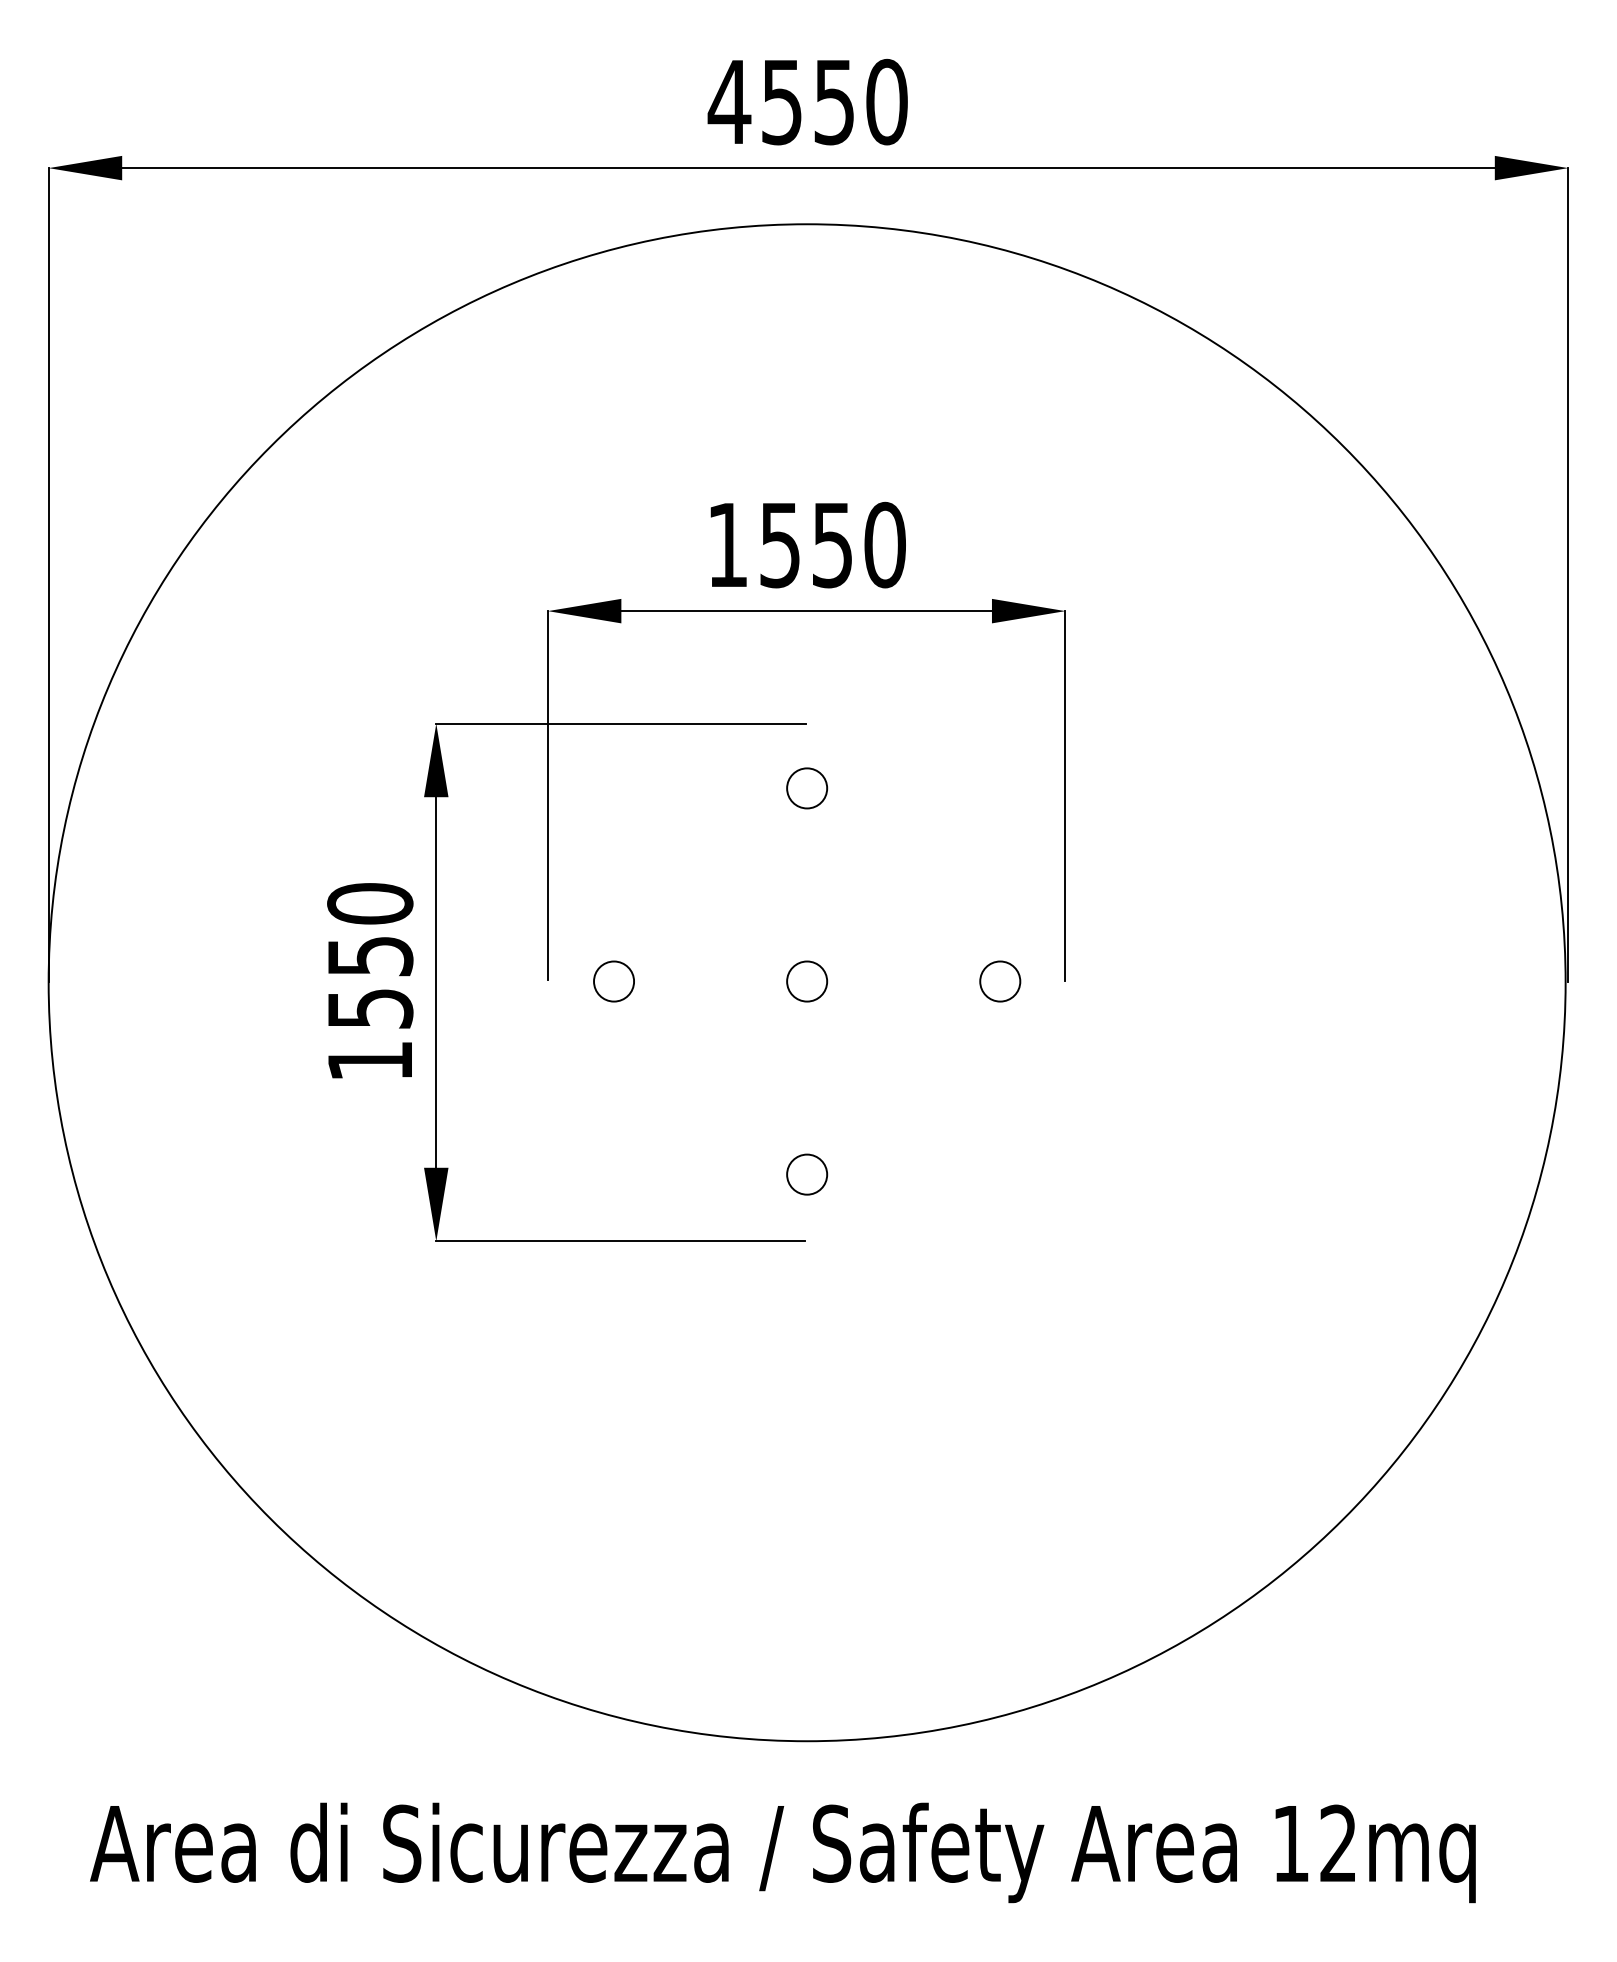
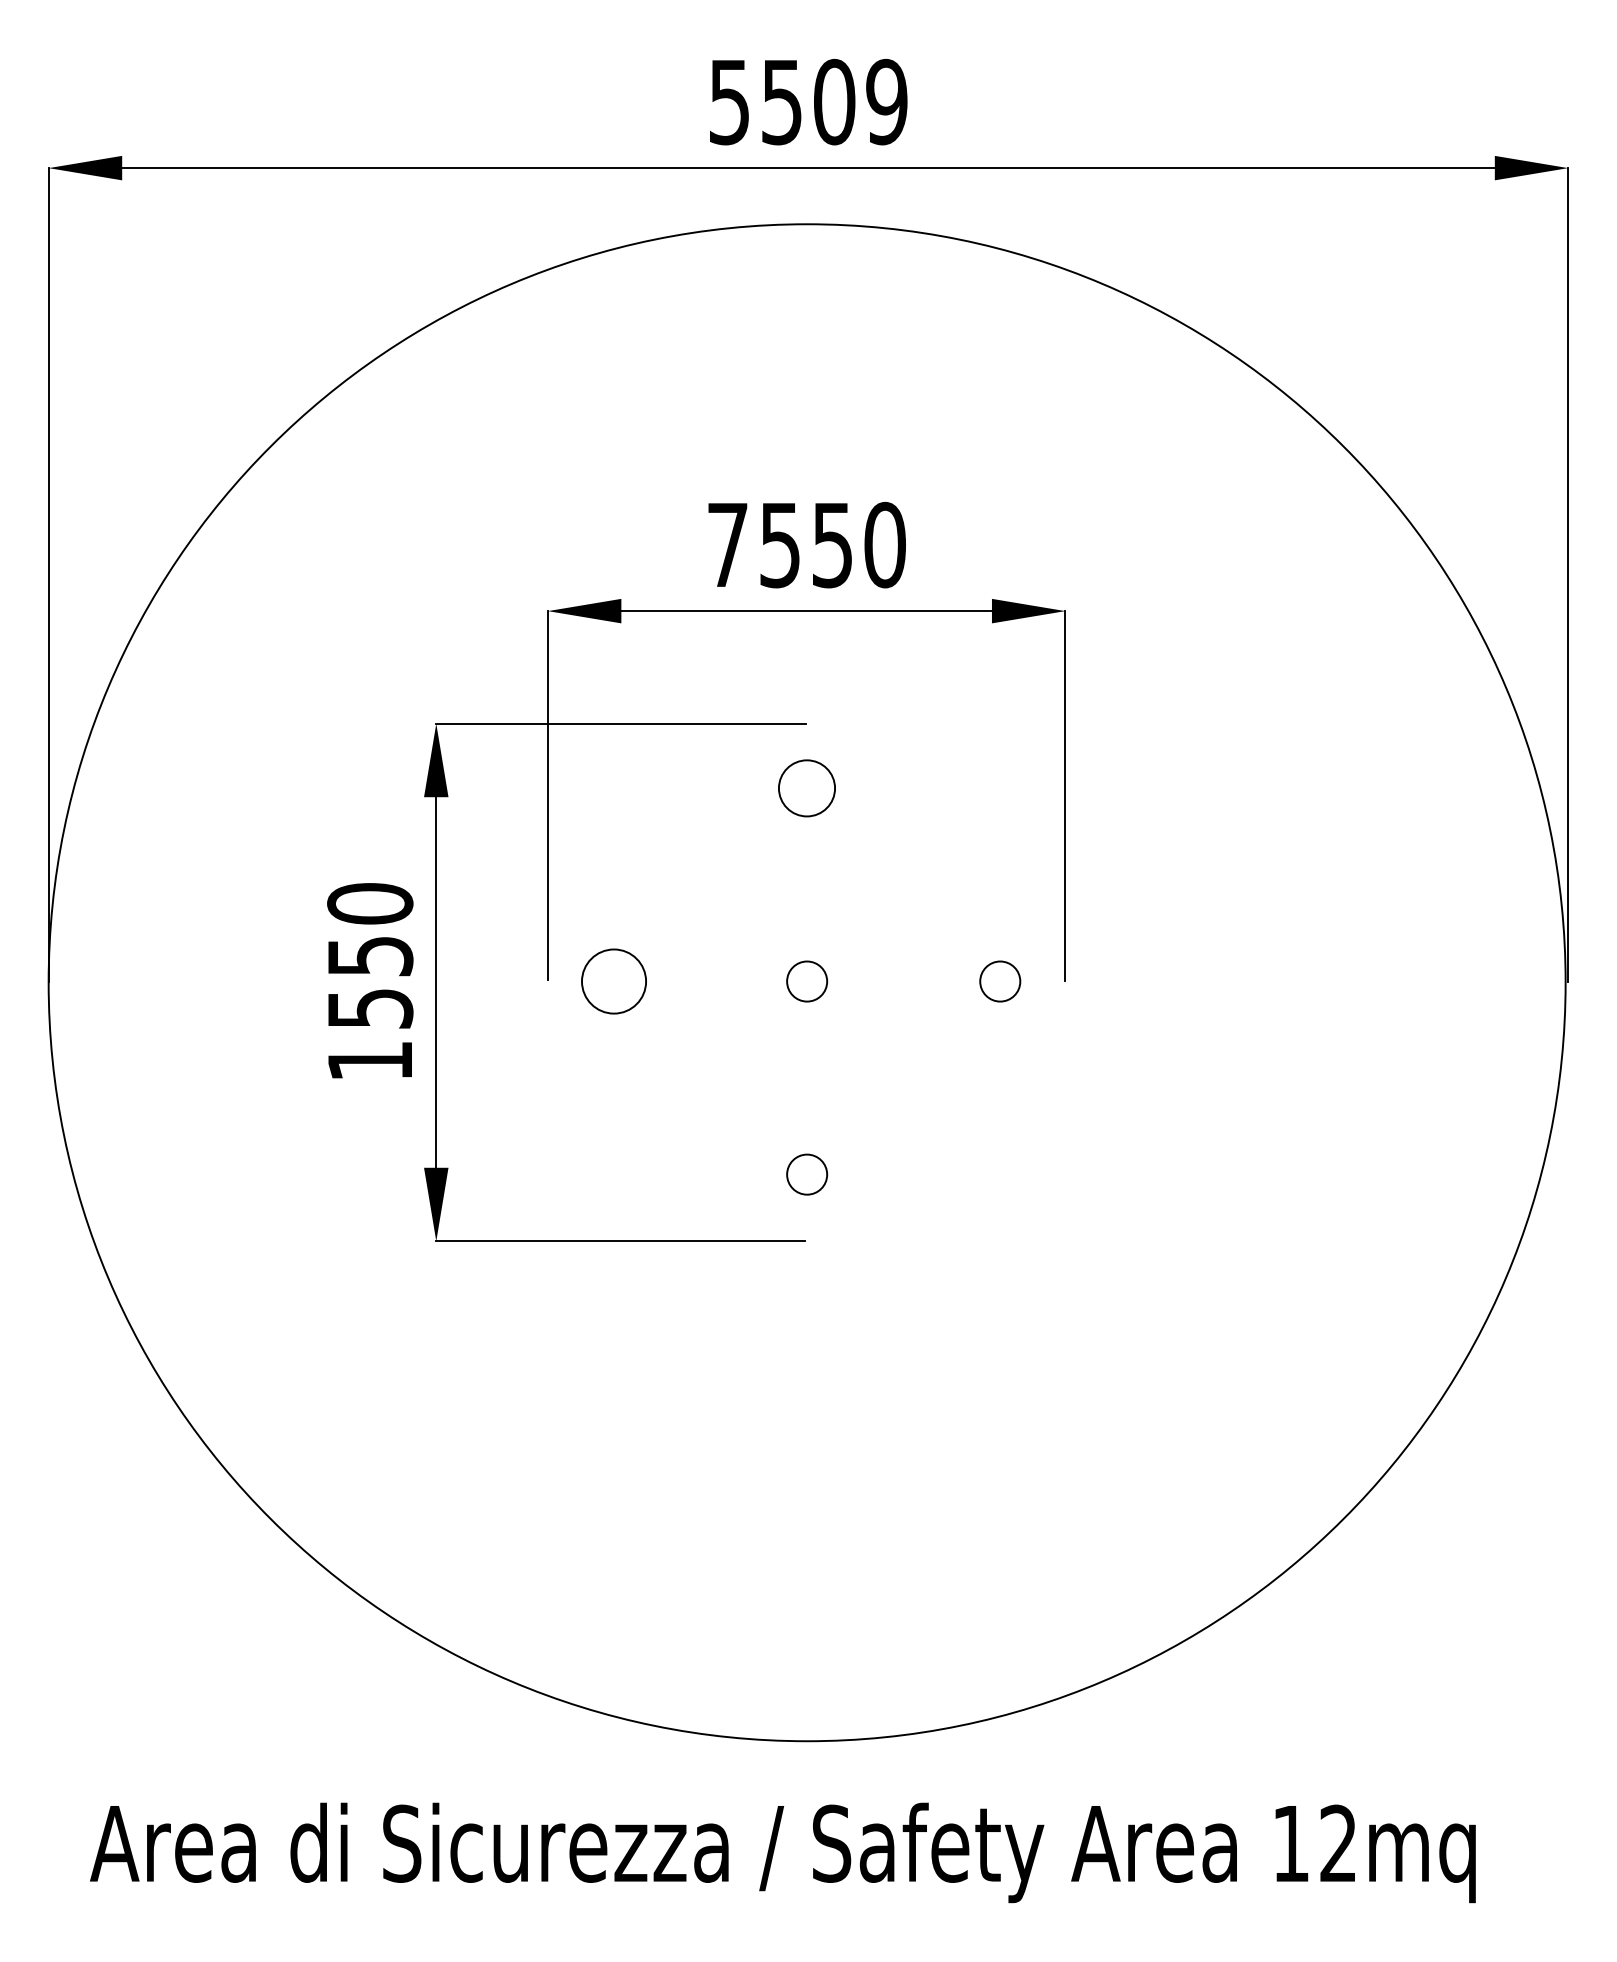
text: 4550 -> 5509 (807, 101)
text: 1550 -> 7550 (727, 544)
circle size: 43x43 px -> 58x59 px (806, 788)
circle diameter: 40 px -> 64 px (614, 981)
